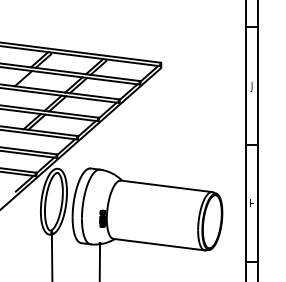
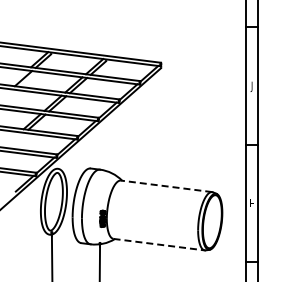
line: solid -> dashed (166, 186)
line: solid -> dashed (159, 244)
